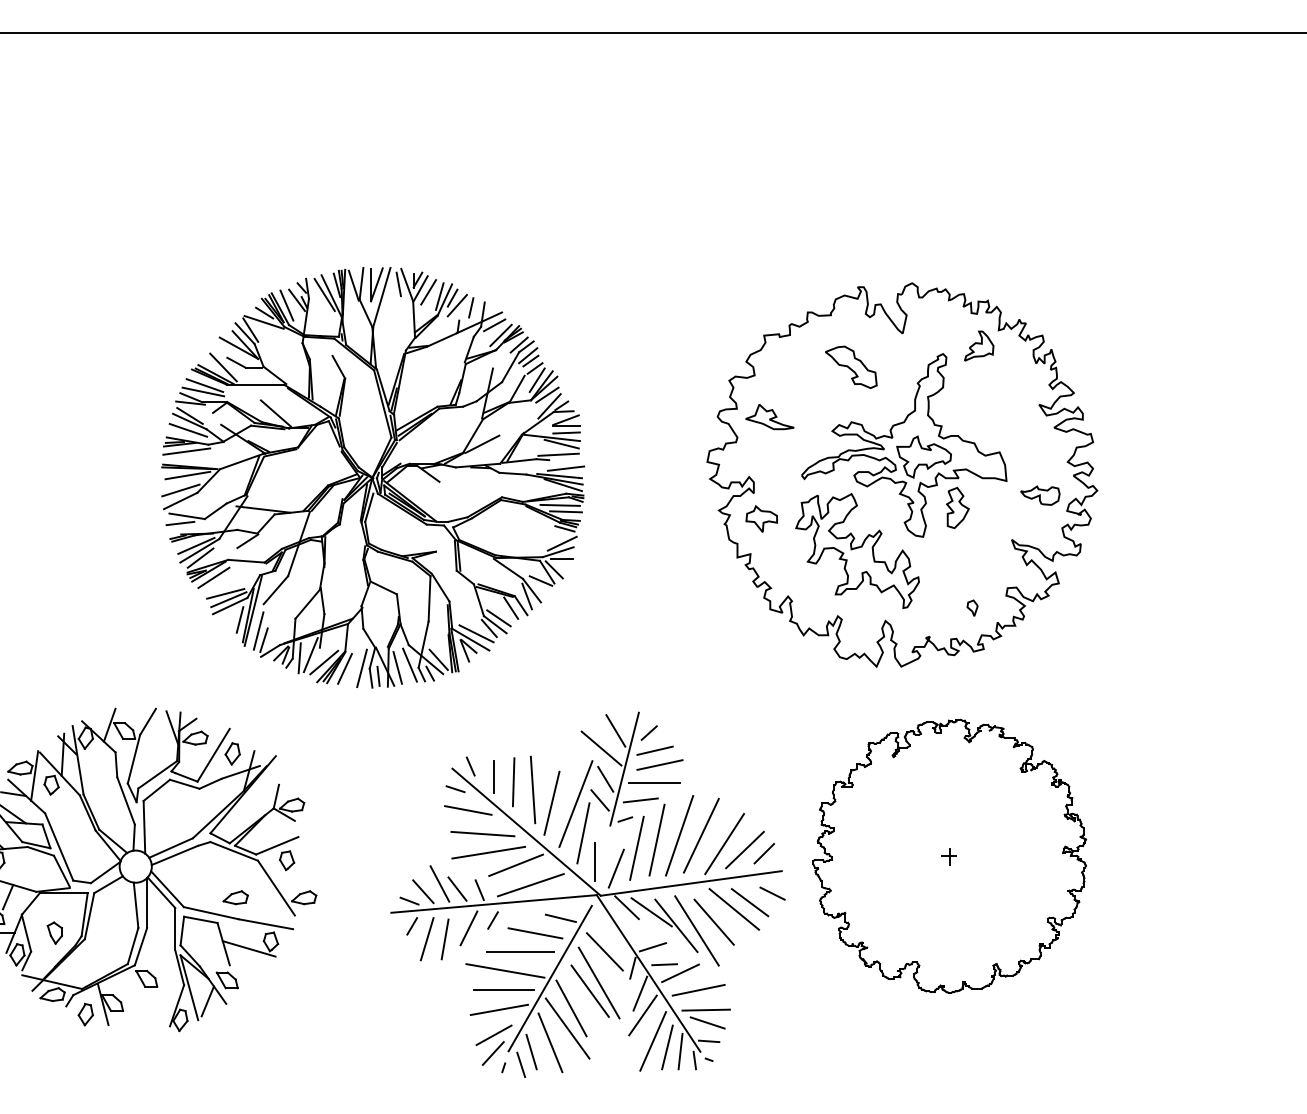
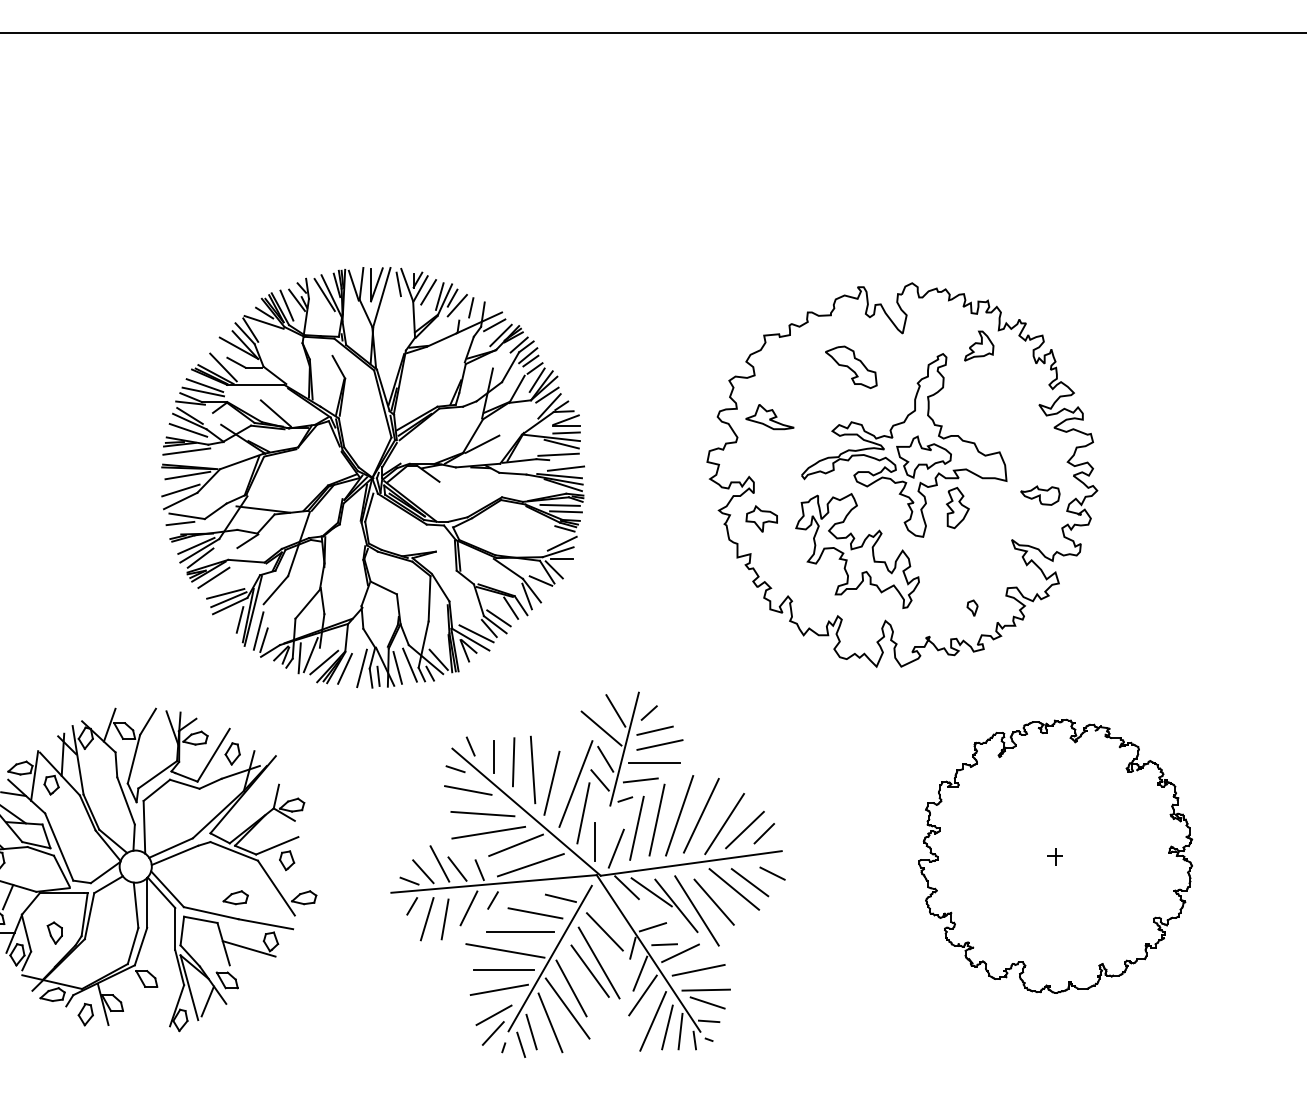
part position: (949, 855) -> (1055, 855) (1055, 855)
part position: (587, 894) -> (587, 874) (587, 874)
